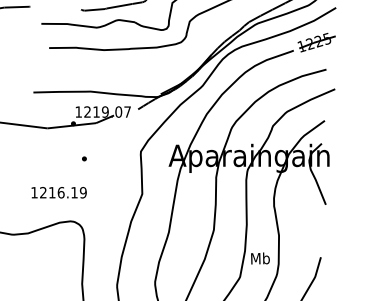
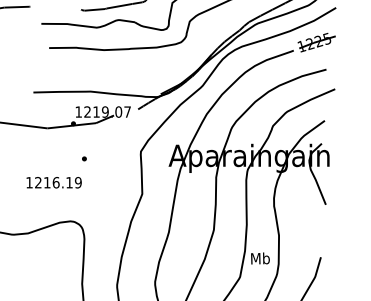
text position: (58, 192) -> (53, 182) (53, 182)
